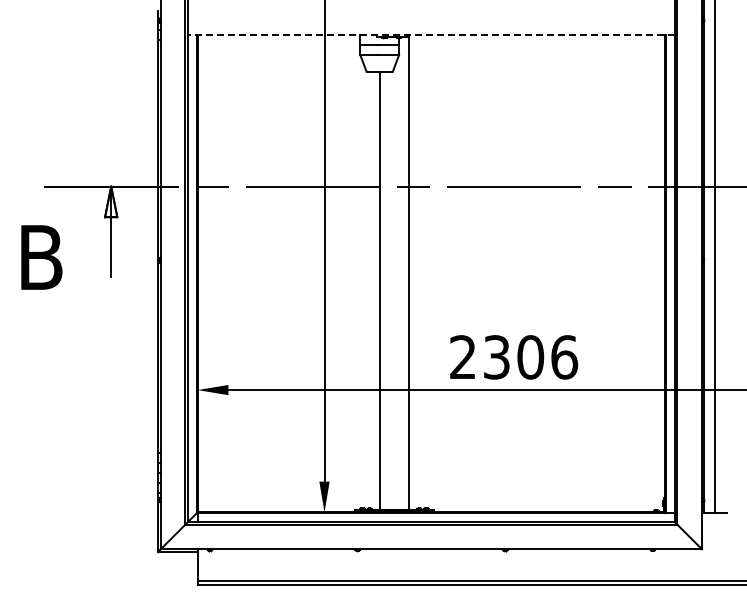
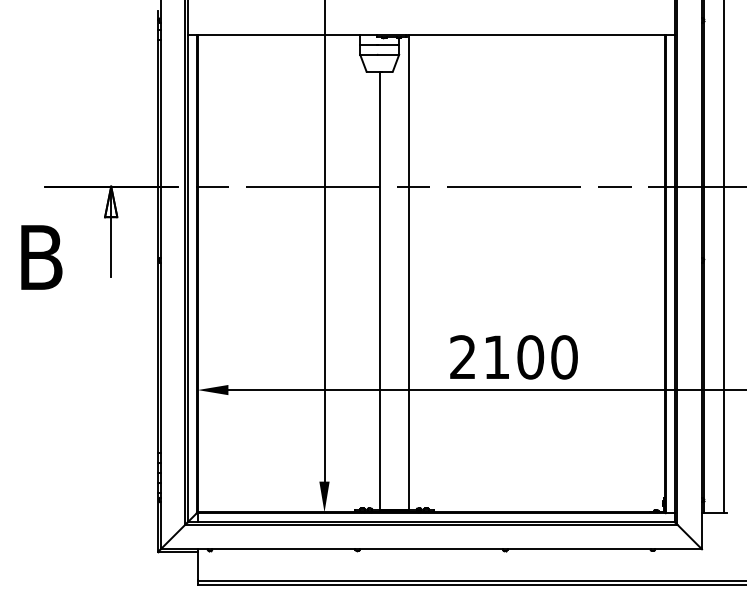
line: dashed -> solid (431, 35)
line position: (715, 257) -> (724, 257) (724, 257)
text: 2306 -> 2100 (531, 357)
